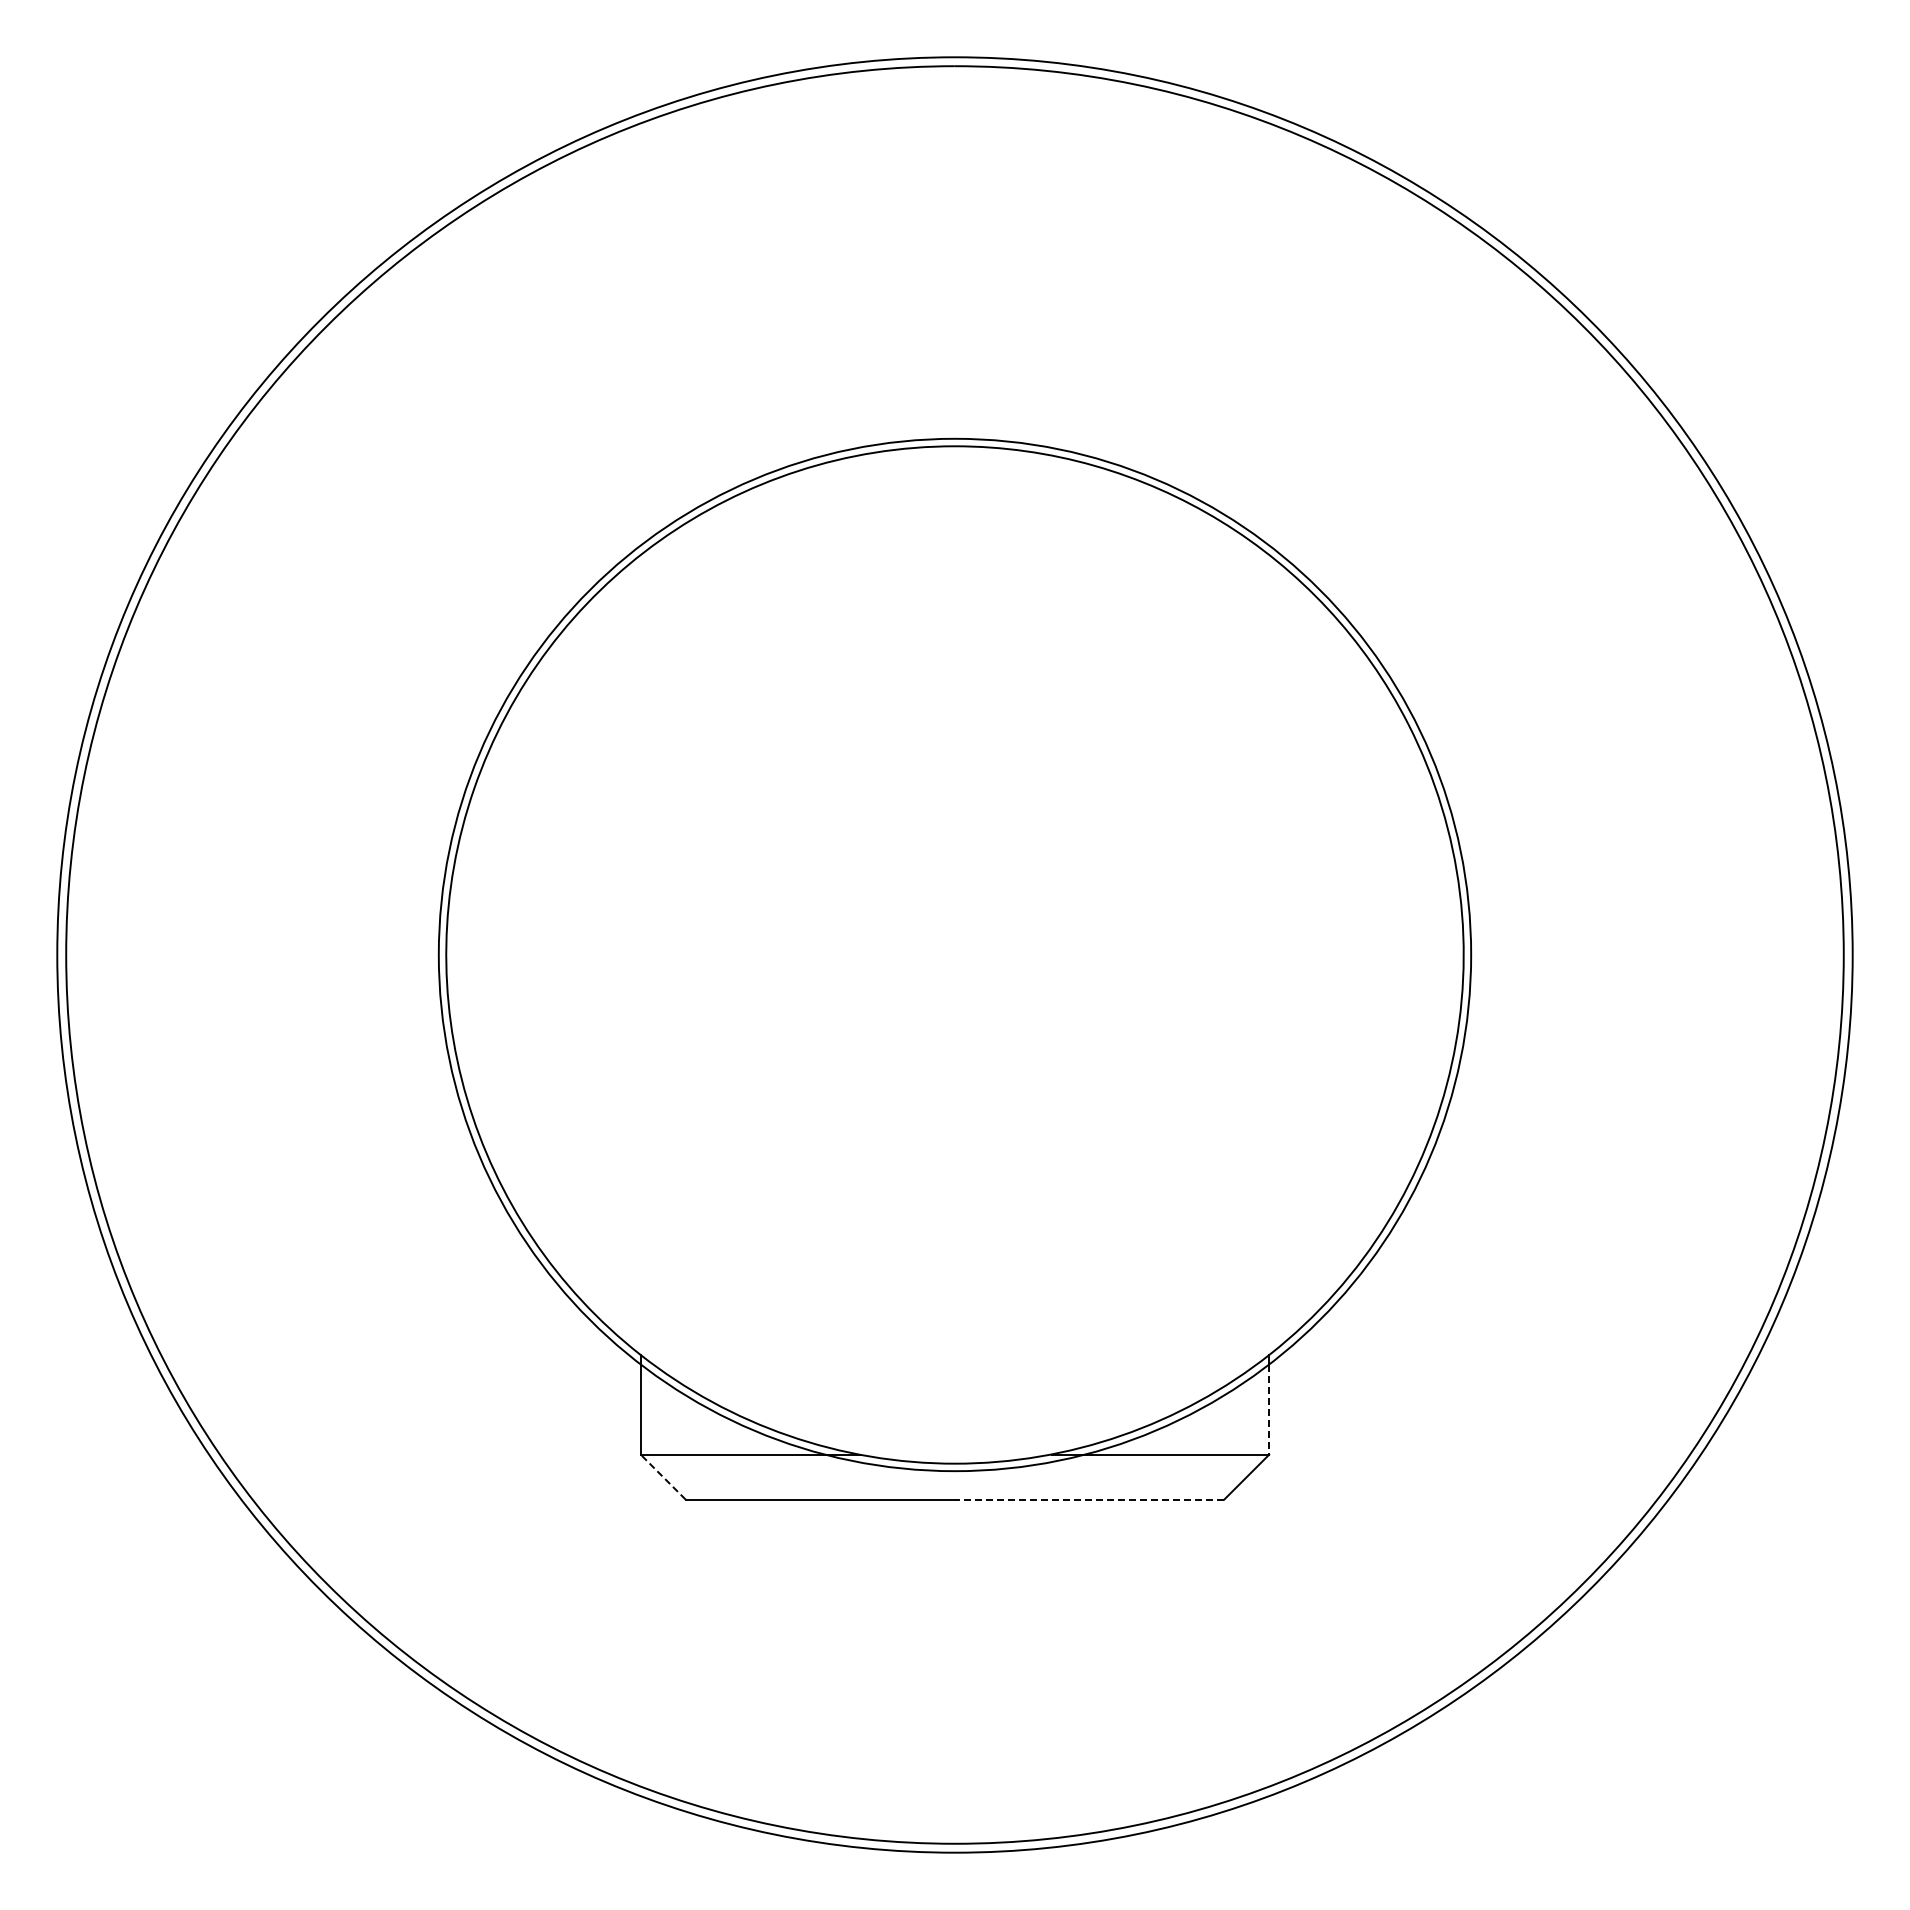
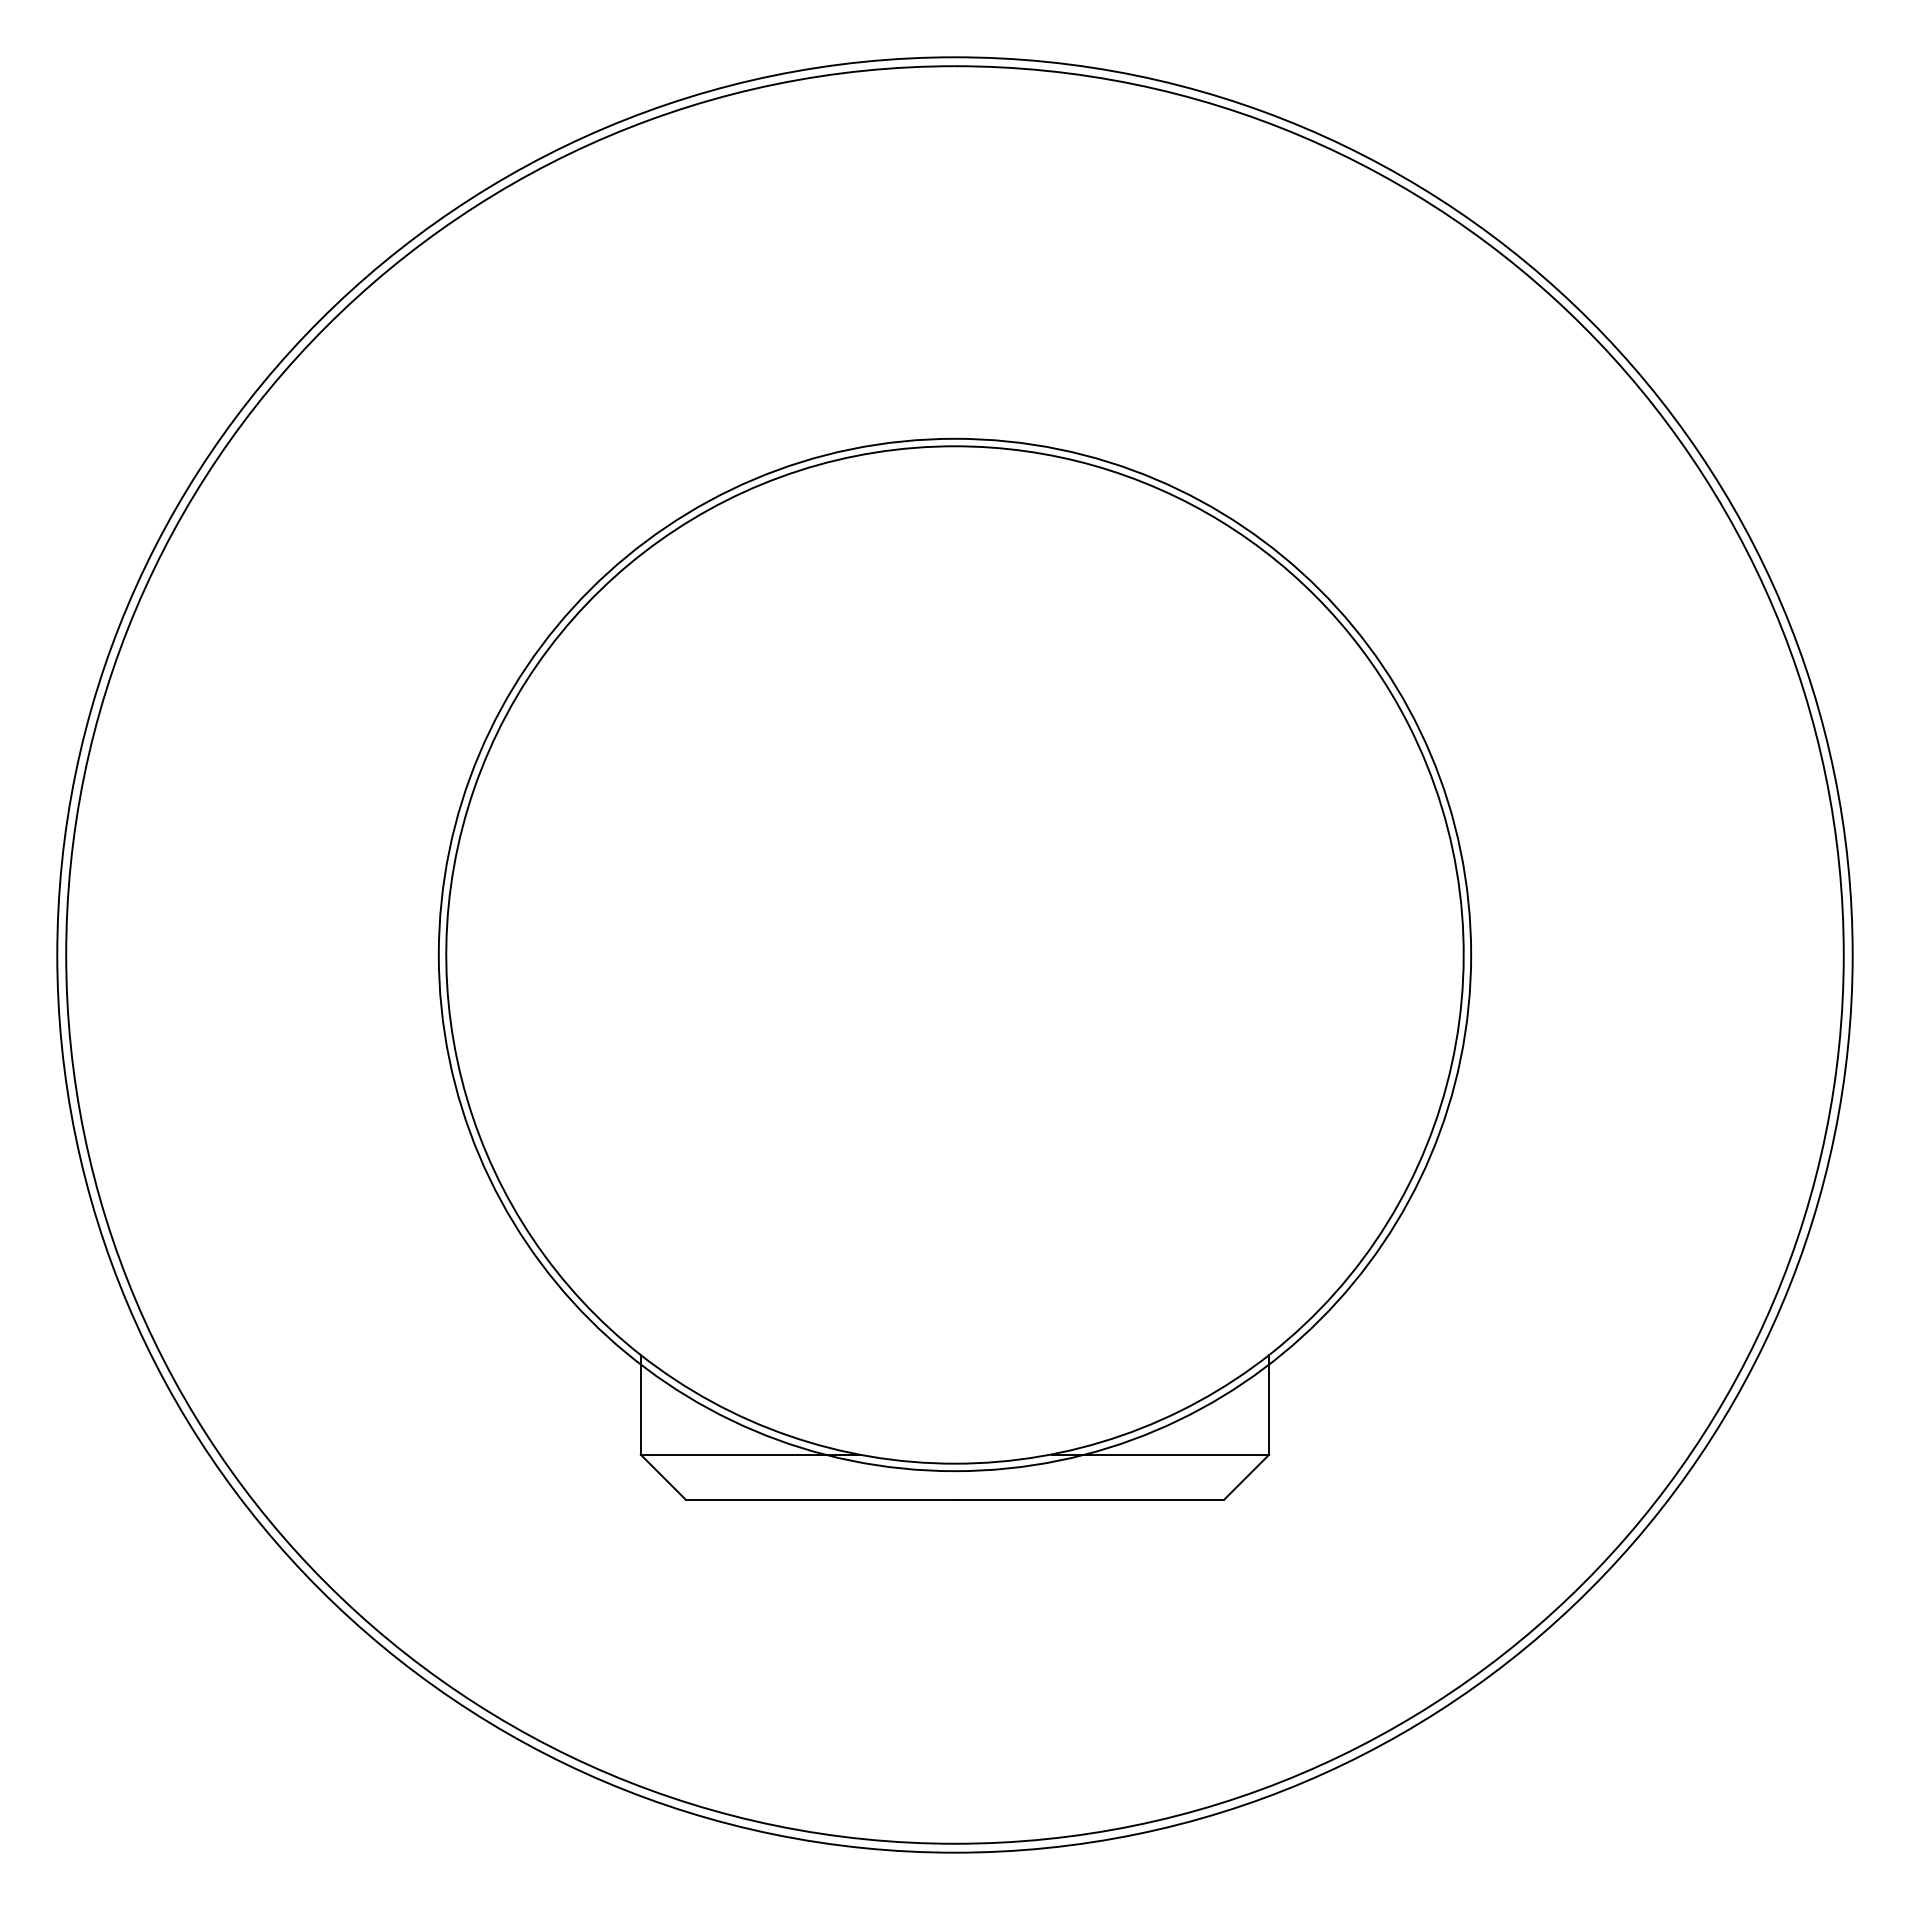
line: dashed -> solid (1269, 1410)
line: dashed -> solid (663, 1477)
line: dashed -> solid (1089, 1499)
